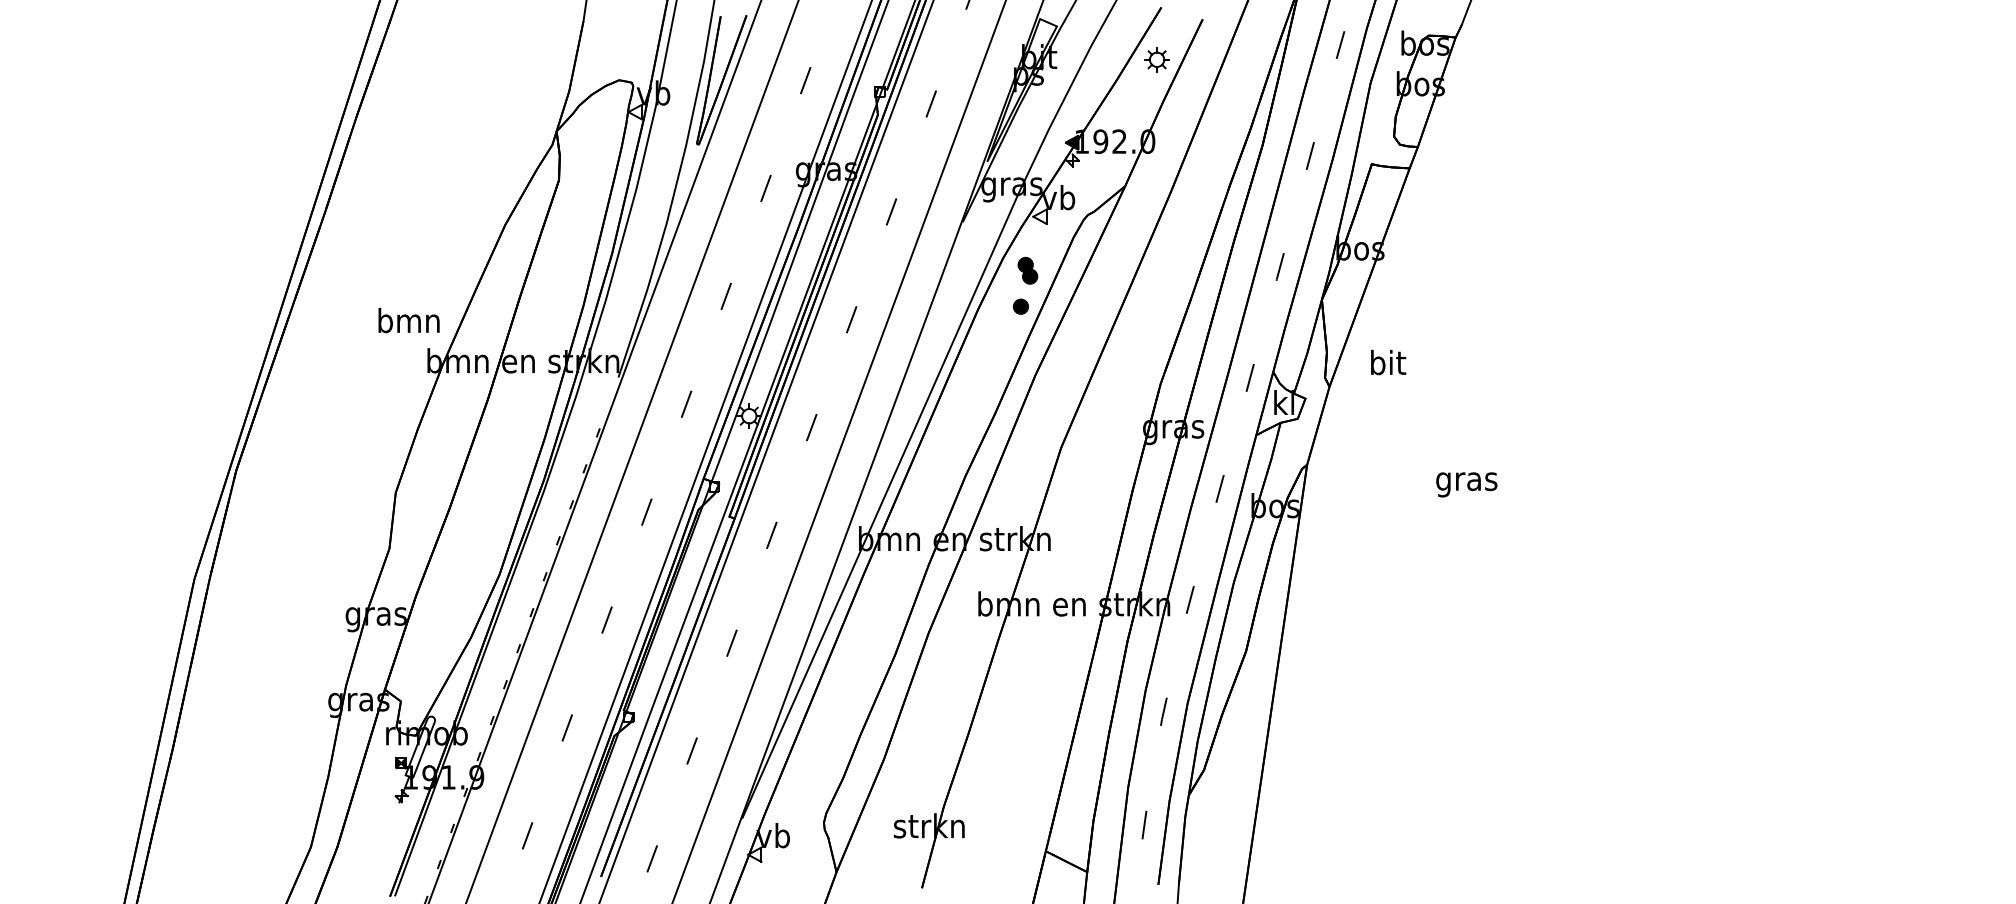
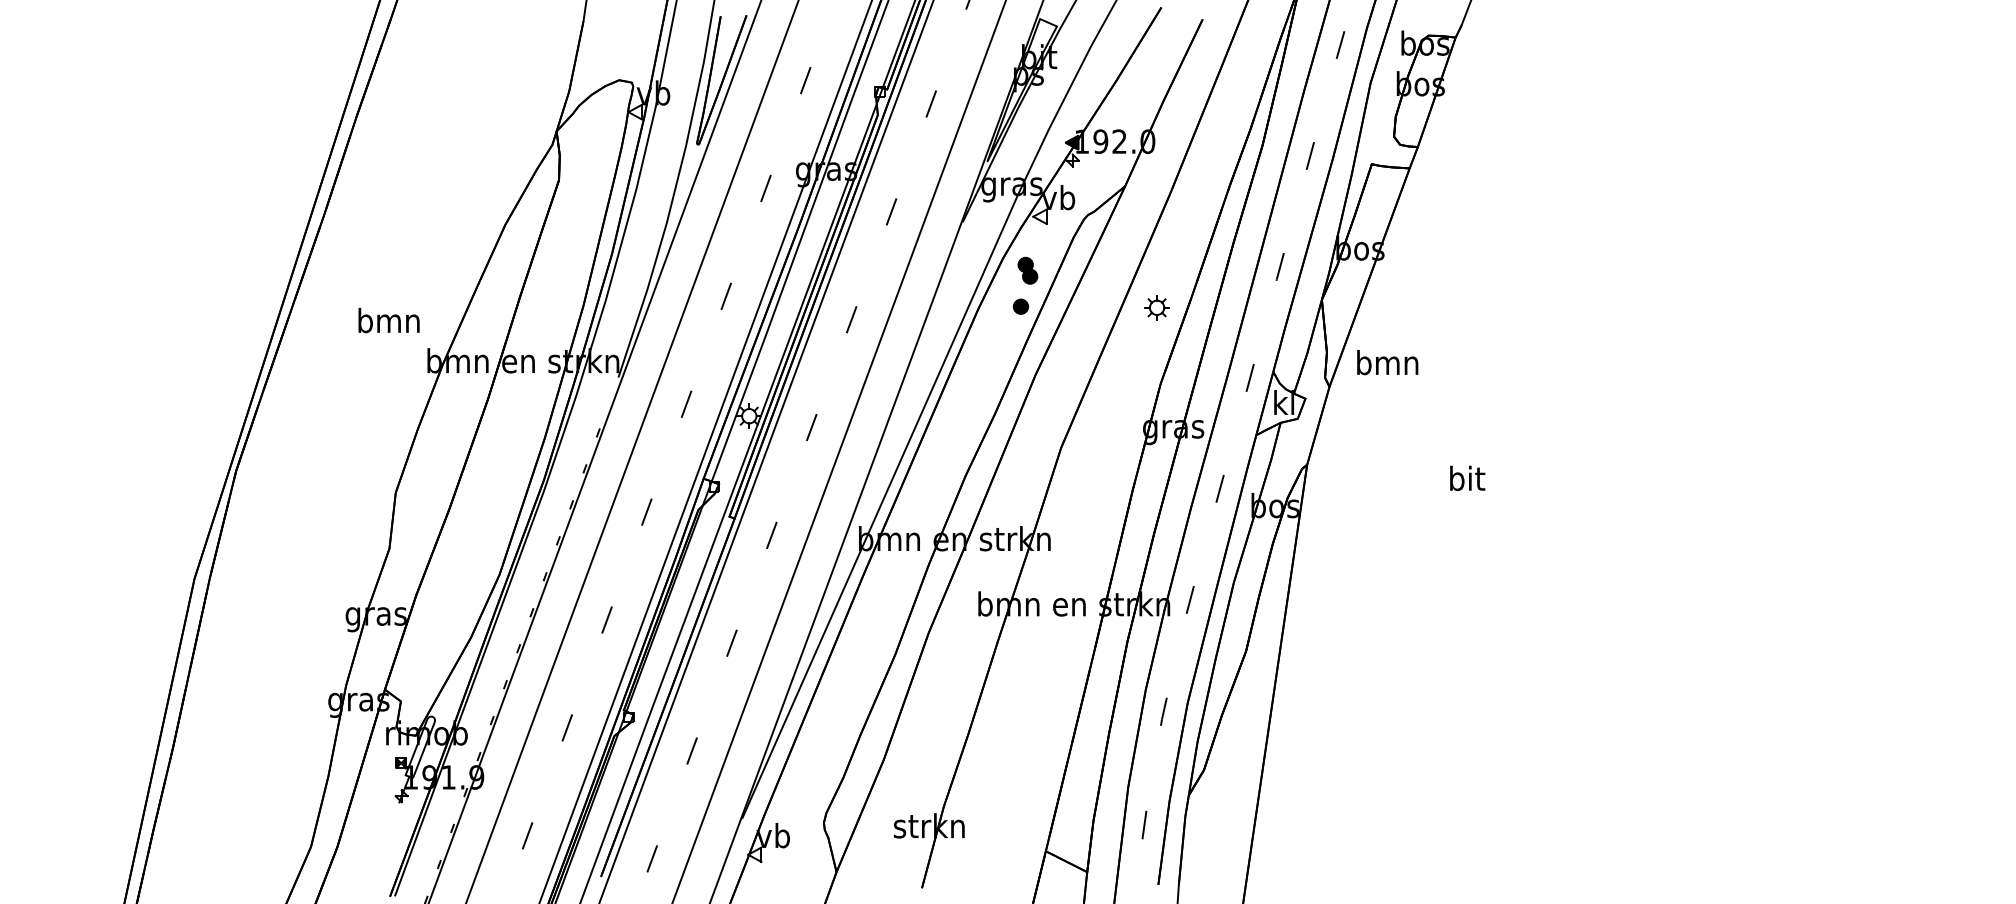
part position: (1156, 59) -> (1156, 307) (1156, 307)
text position: (408, 320) -> (388, 320) (388, 320)
text: bit -> bmn (1387, 362)
text: gras -> bit (1466, 481)
